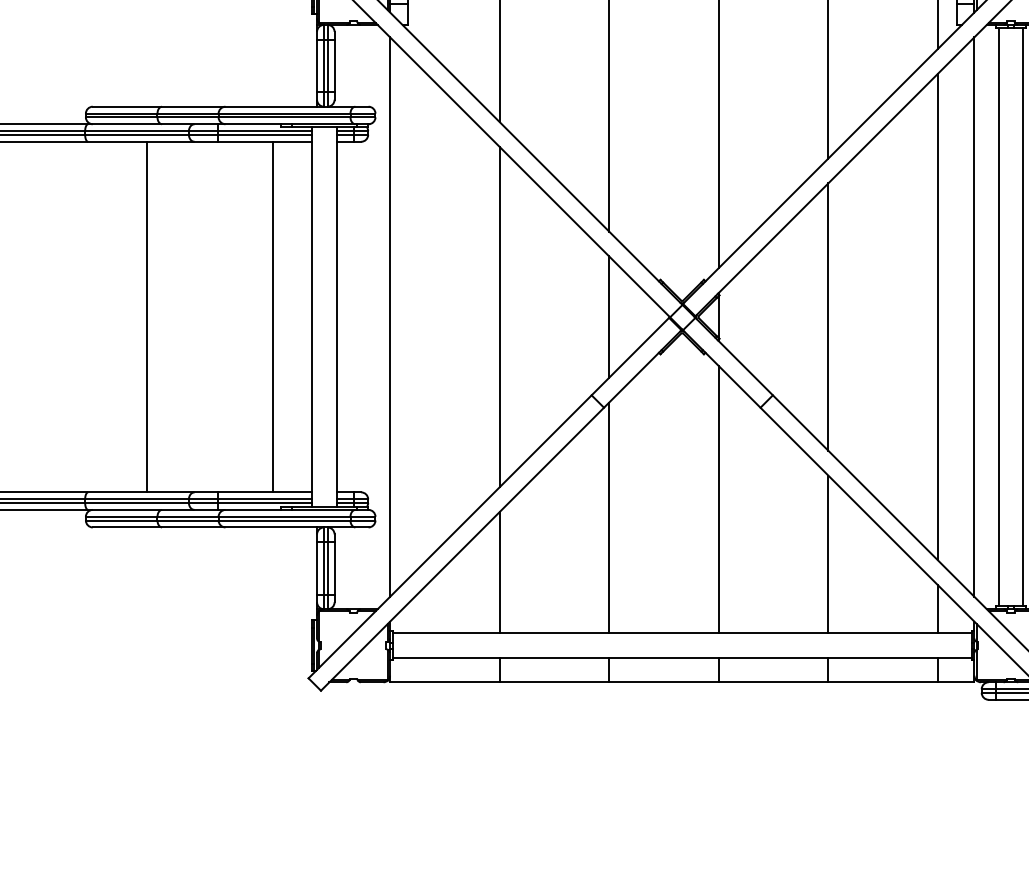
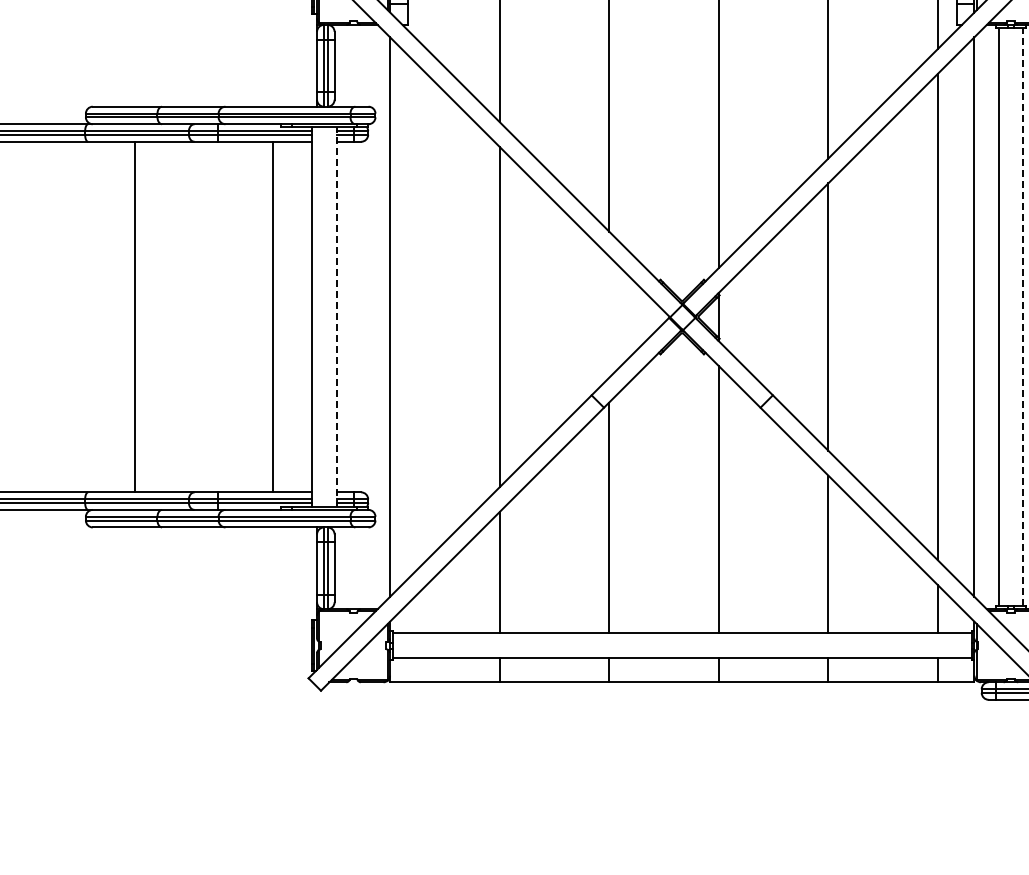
line position: (146, 316) -> (134, 316) (134, 316)
line: present -> none (609, 316)
line: solid -> dashed (1023, 316)
line: solid -> dashed (336, 317)
